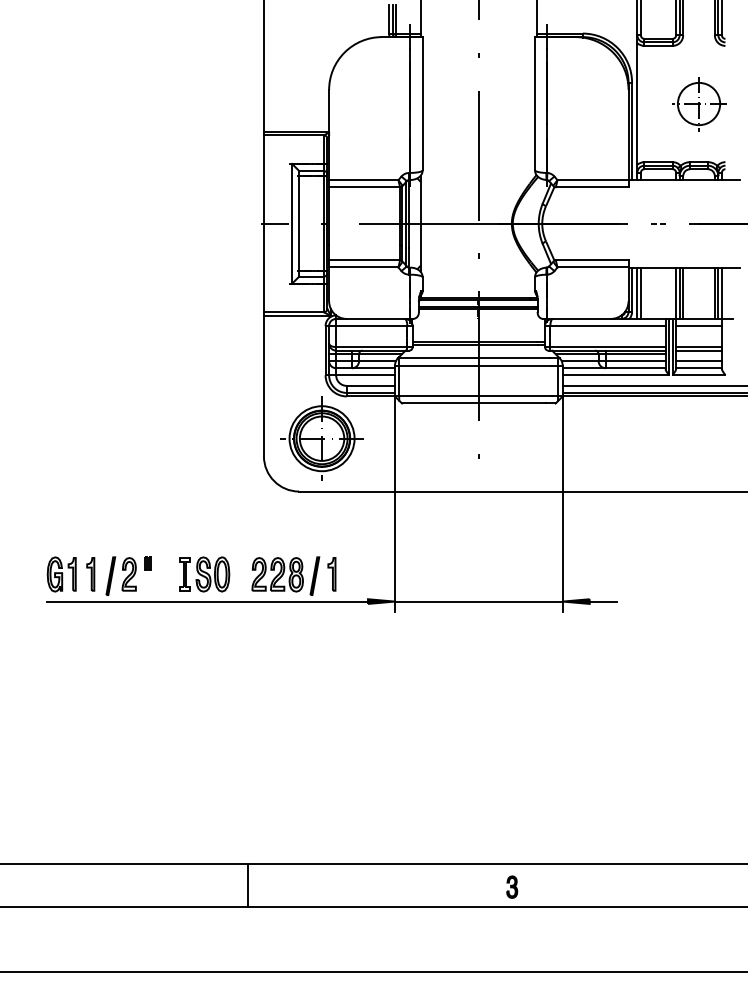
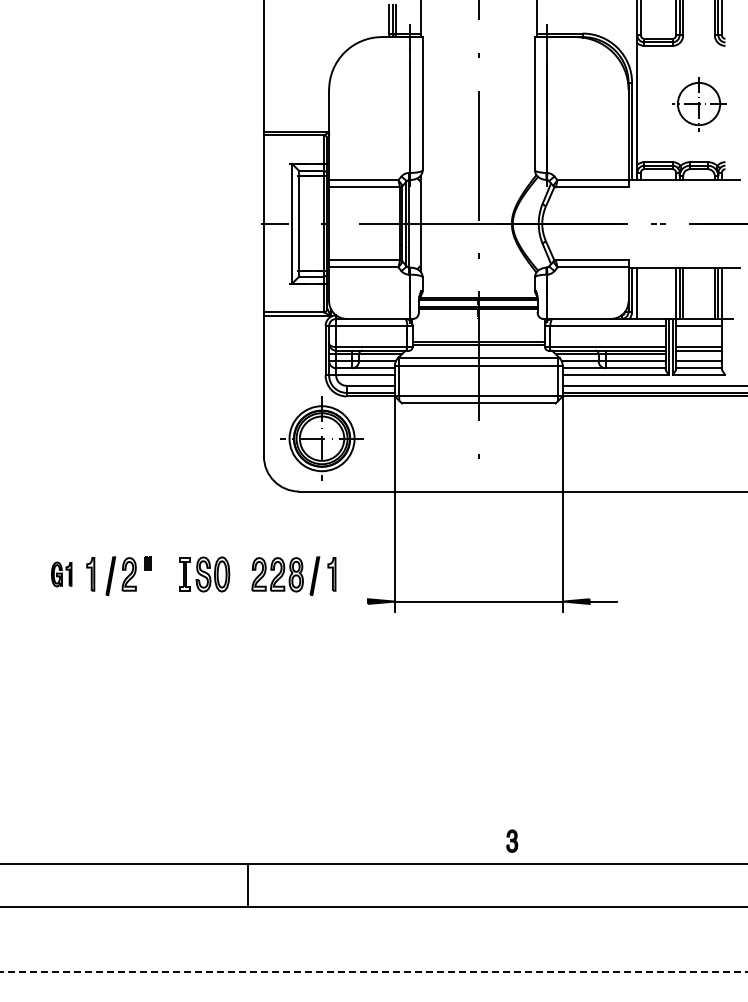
line: present -> none (640, 292)
part size: 31x37 px -> 22x27 px (61, 574)
line: present -> none (207, 601)
part position: (512, 886) -> (512, 840) (512, 840)
line: solid -> dashed (374, 971)
